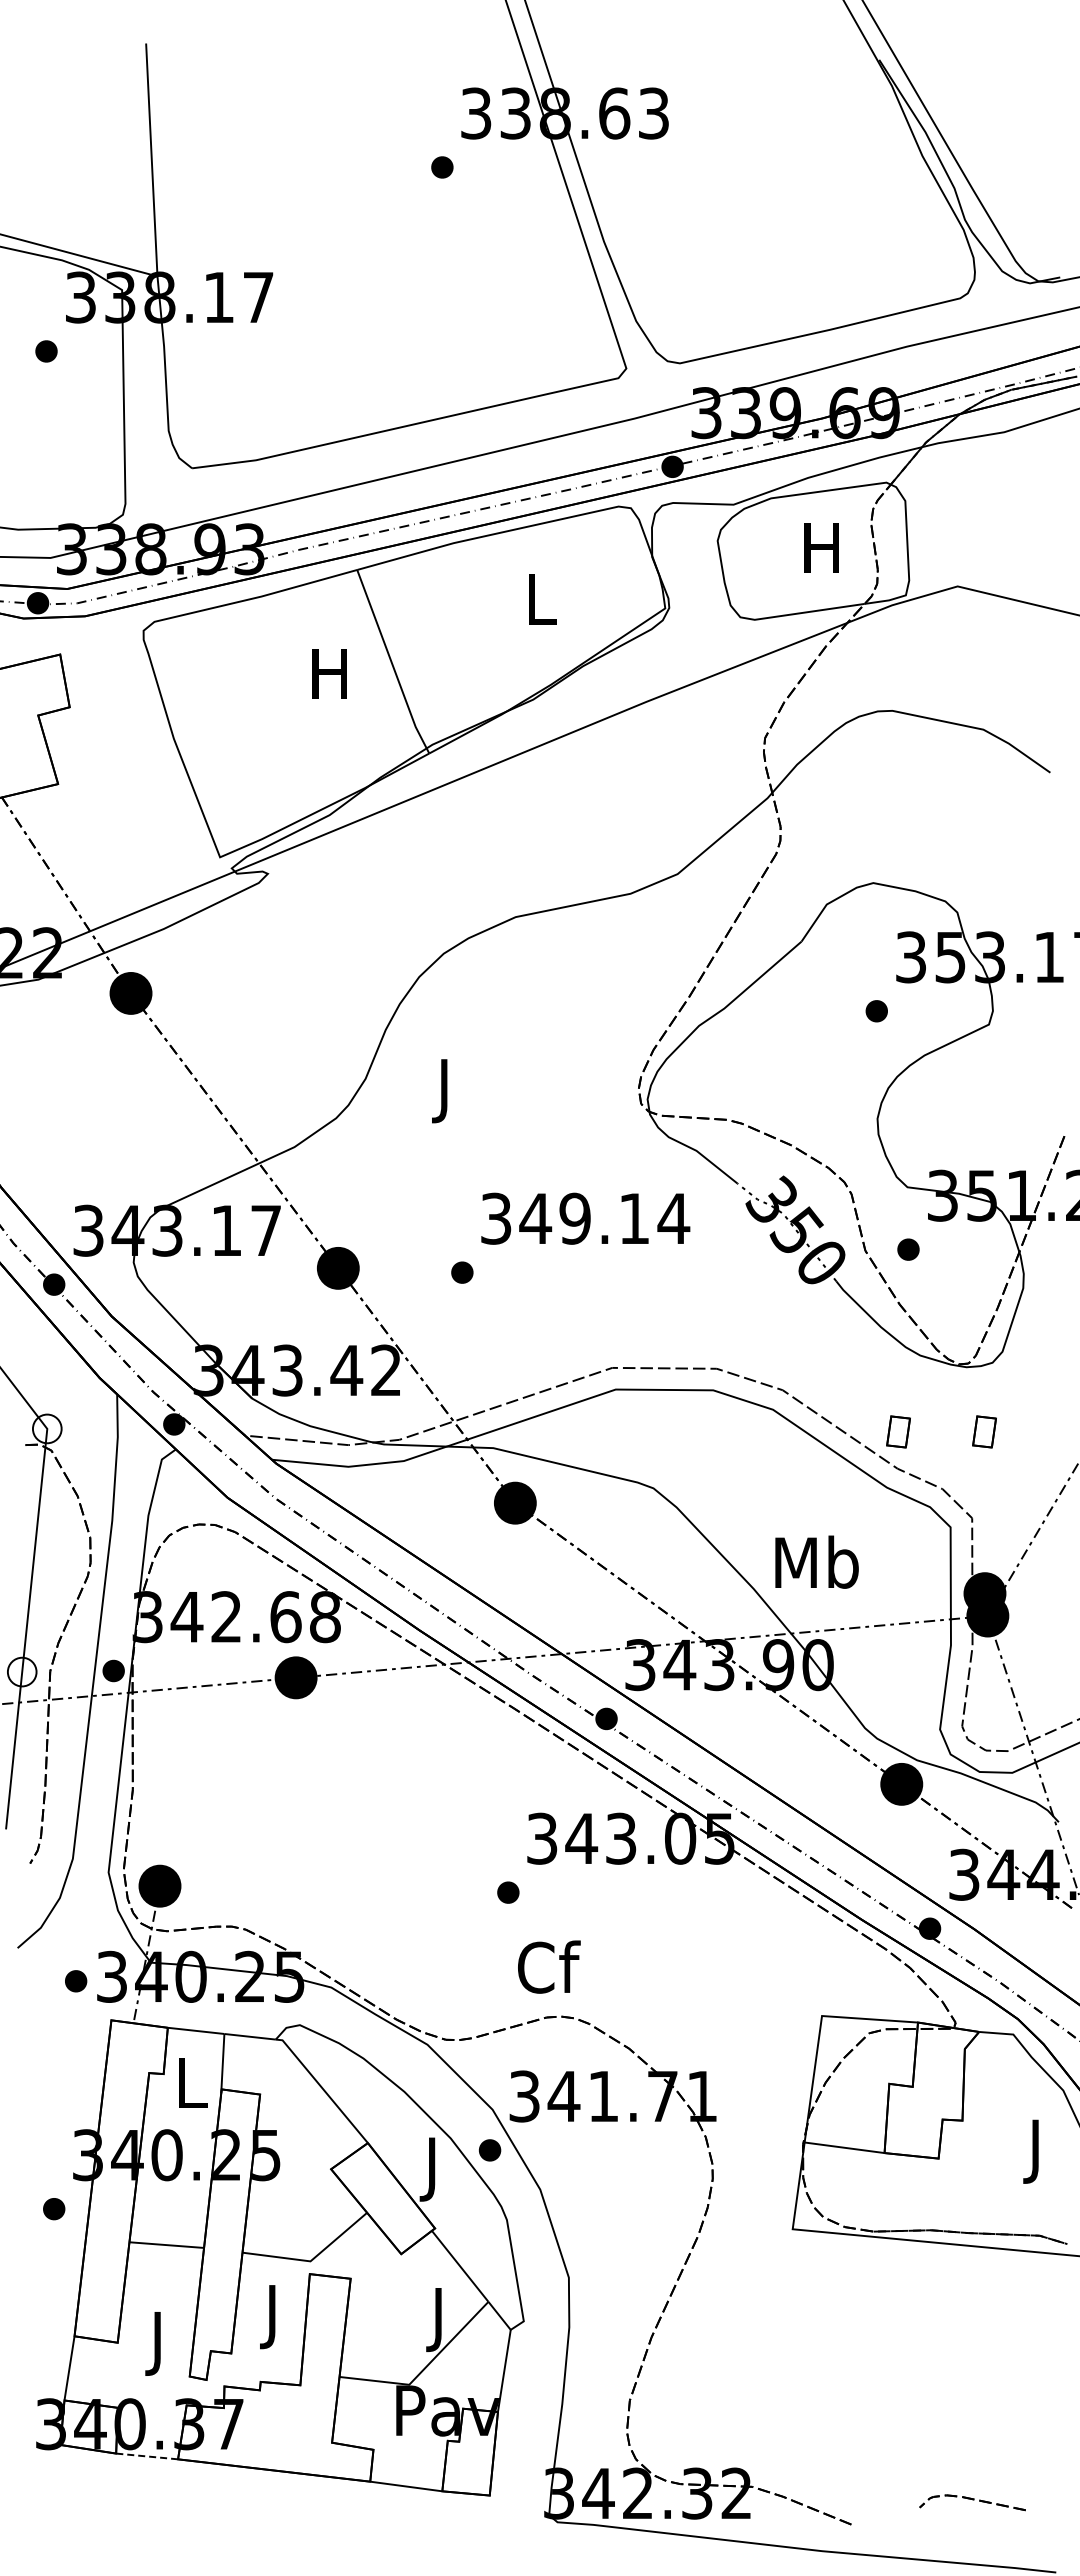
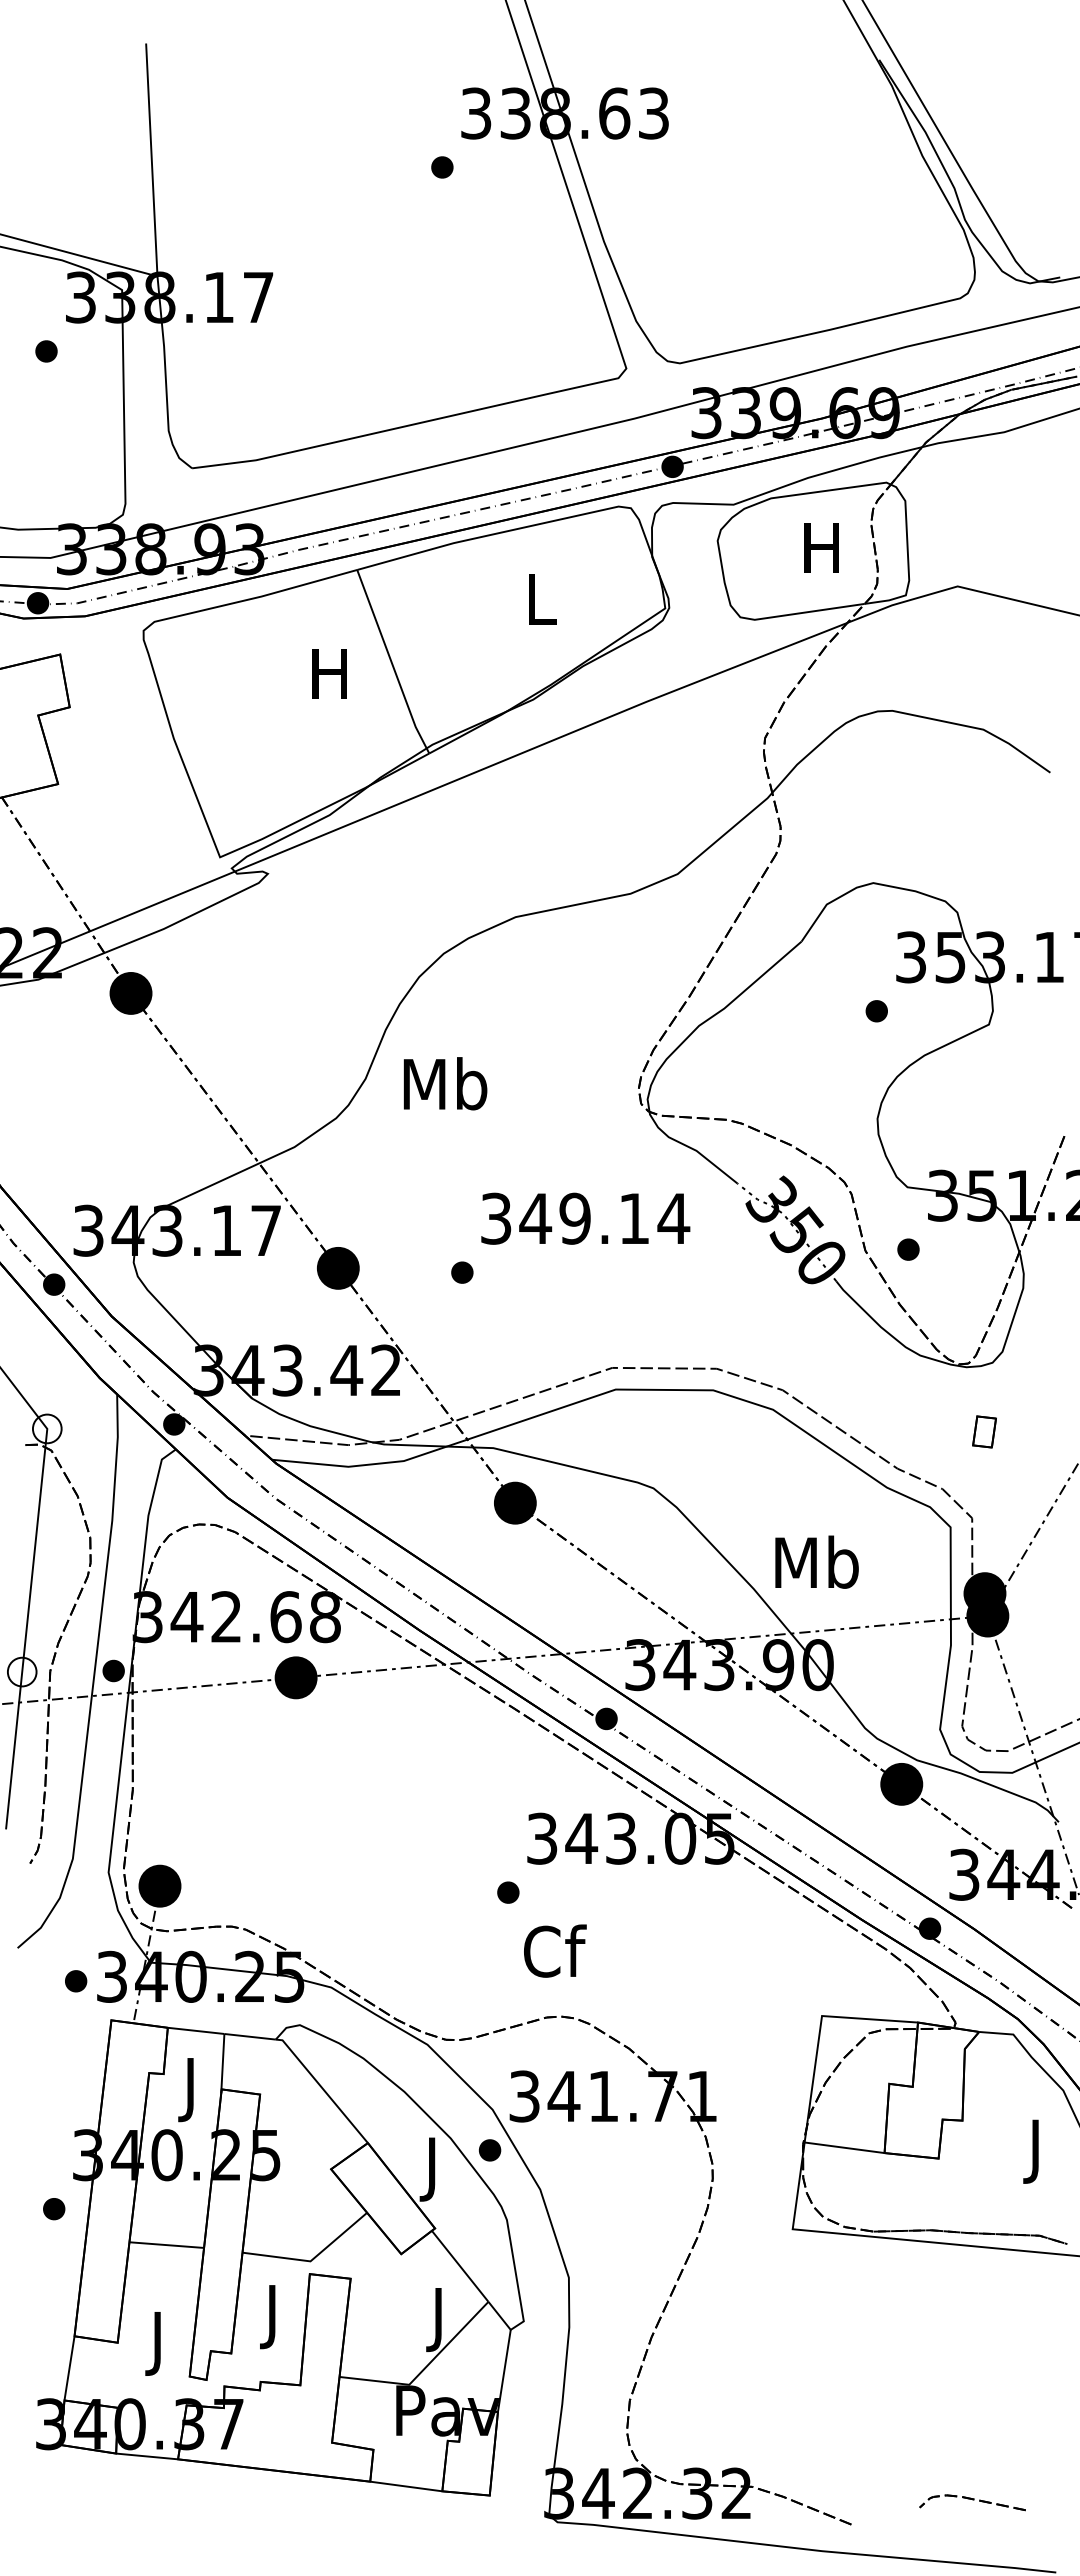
text: J -> Mb (445, 1090)
part: present -> none (898, 1431)
text position: (549, 1966) -> (555, 1950) (555, 1950)
text: L -> J (192, 2090)
line: dashed -> solid (146, 2456)
